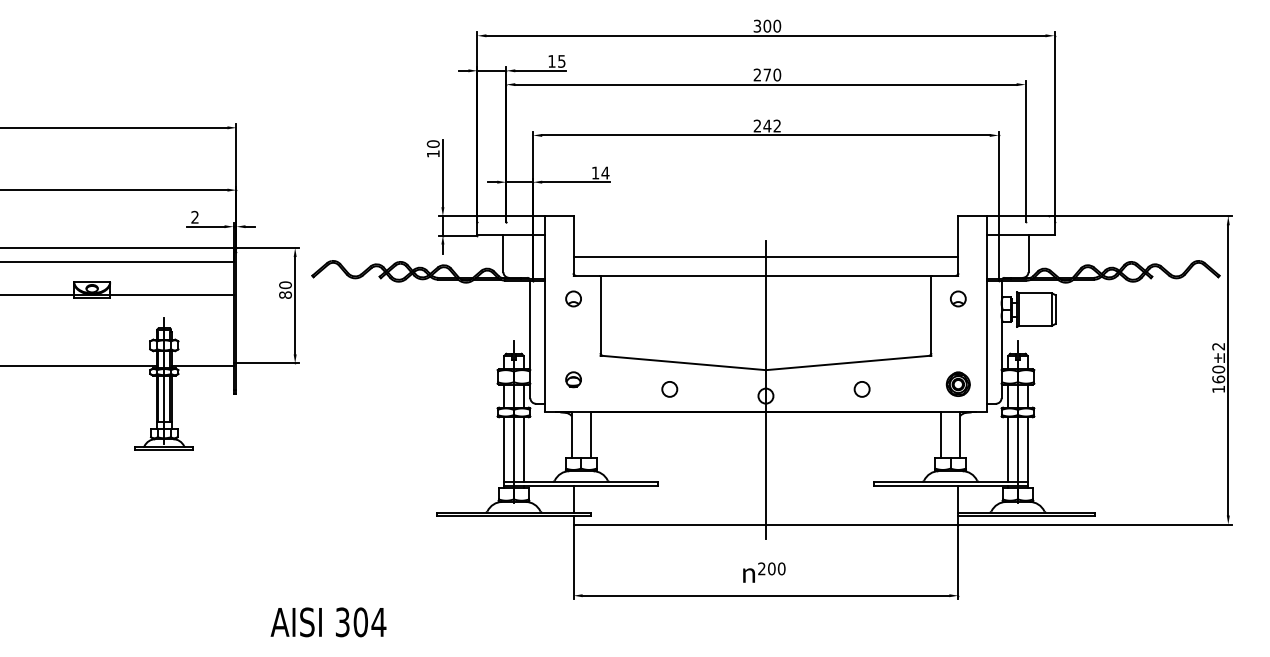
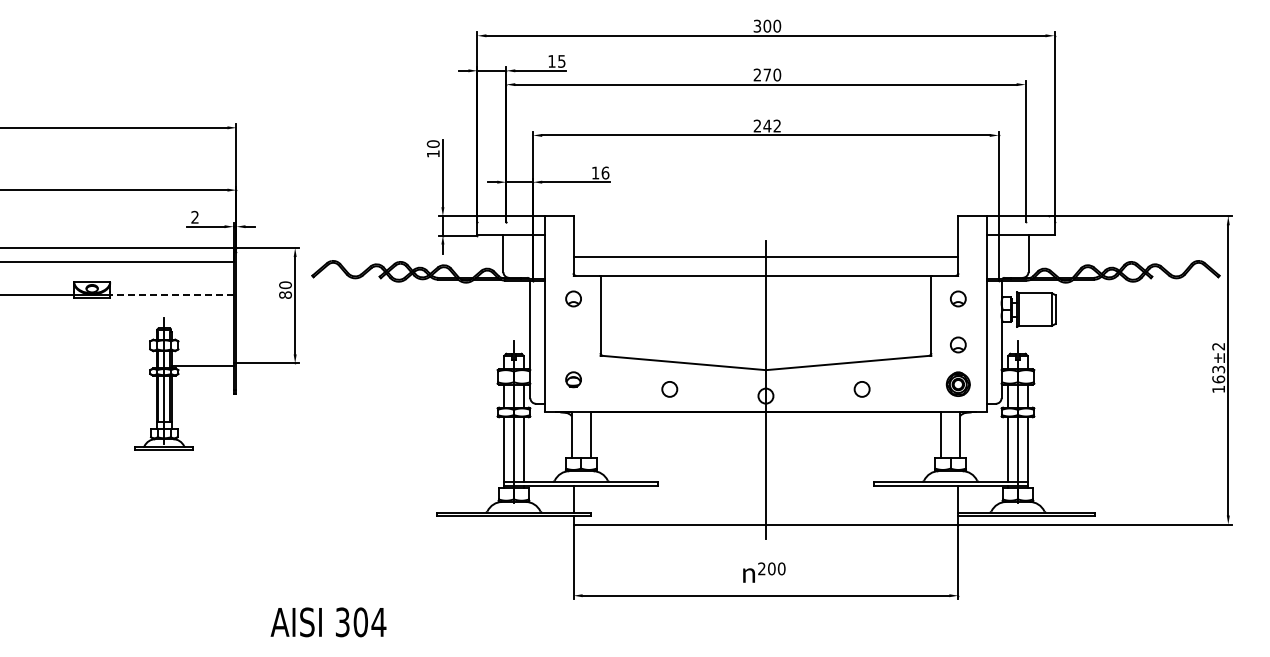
text: 14 -> 16 (605, 172)
line: solid -> dashed (171, 294)
part: none -> present (958, 344)
line: present -> none (79, 365)
text: 160 -> 163 (1218, 369)
